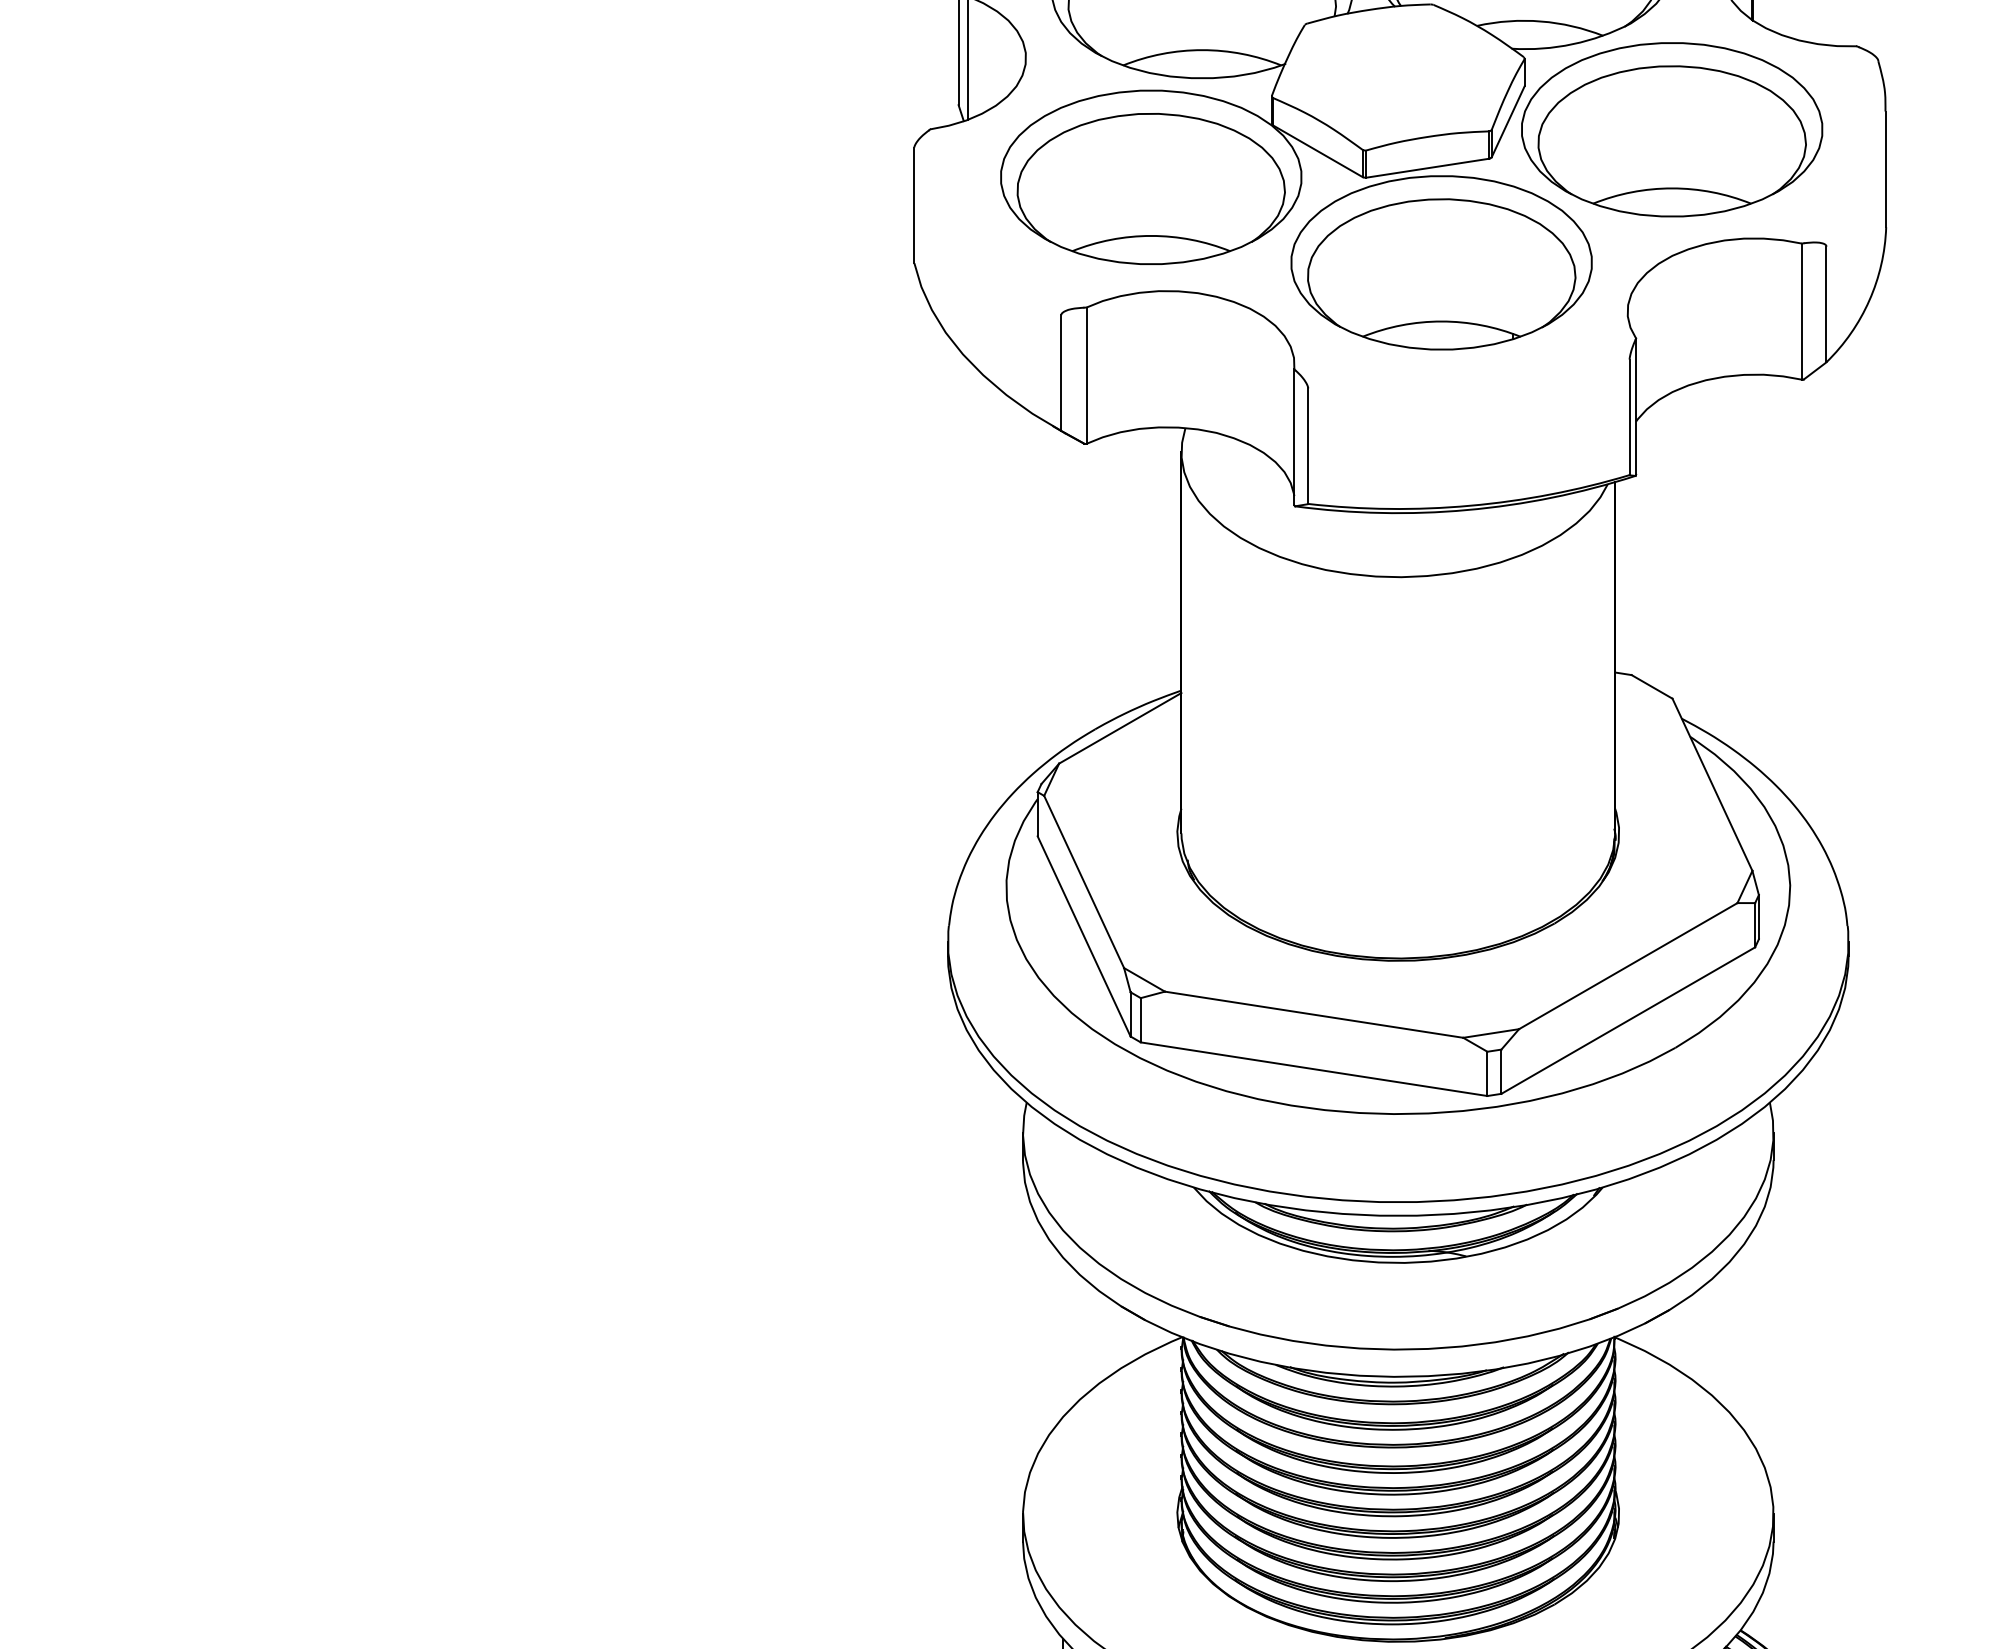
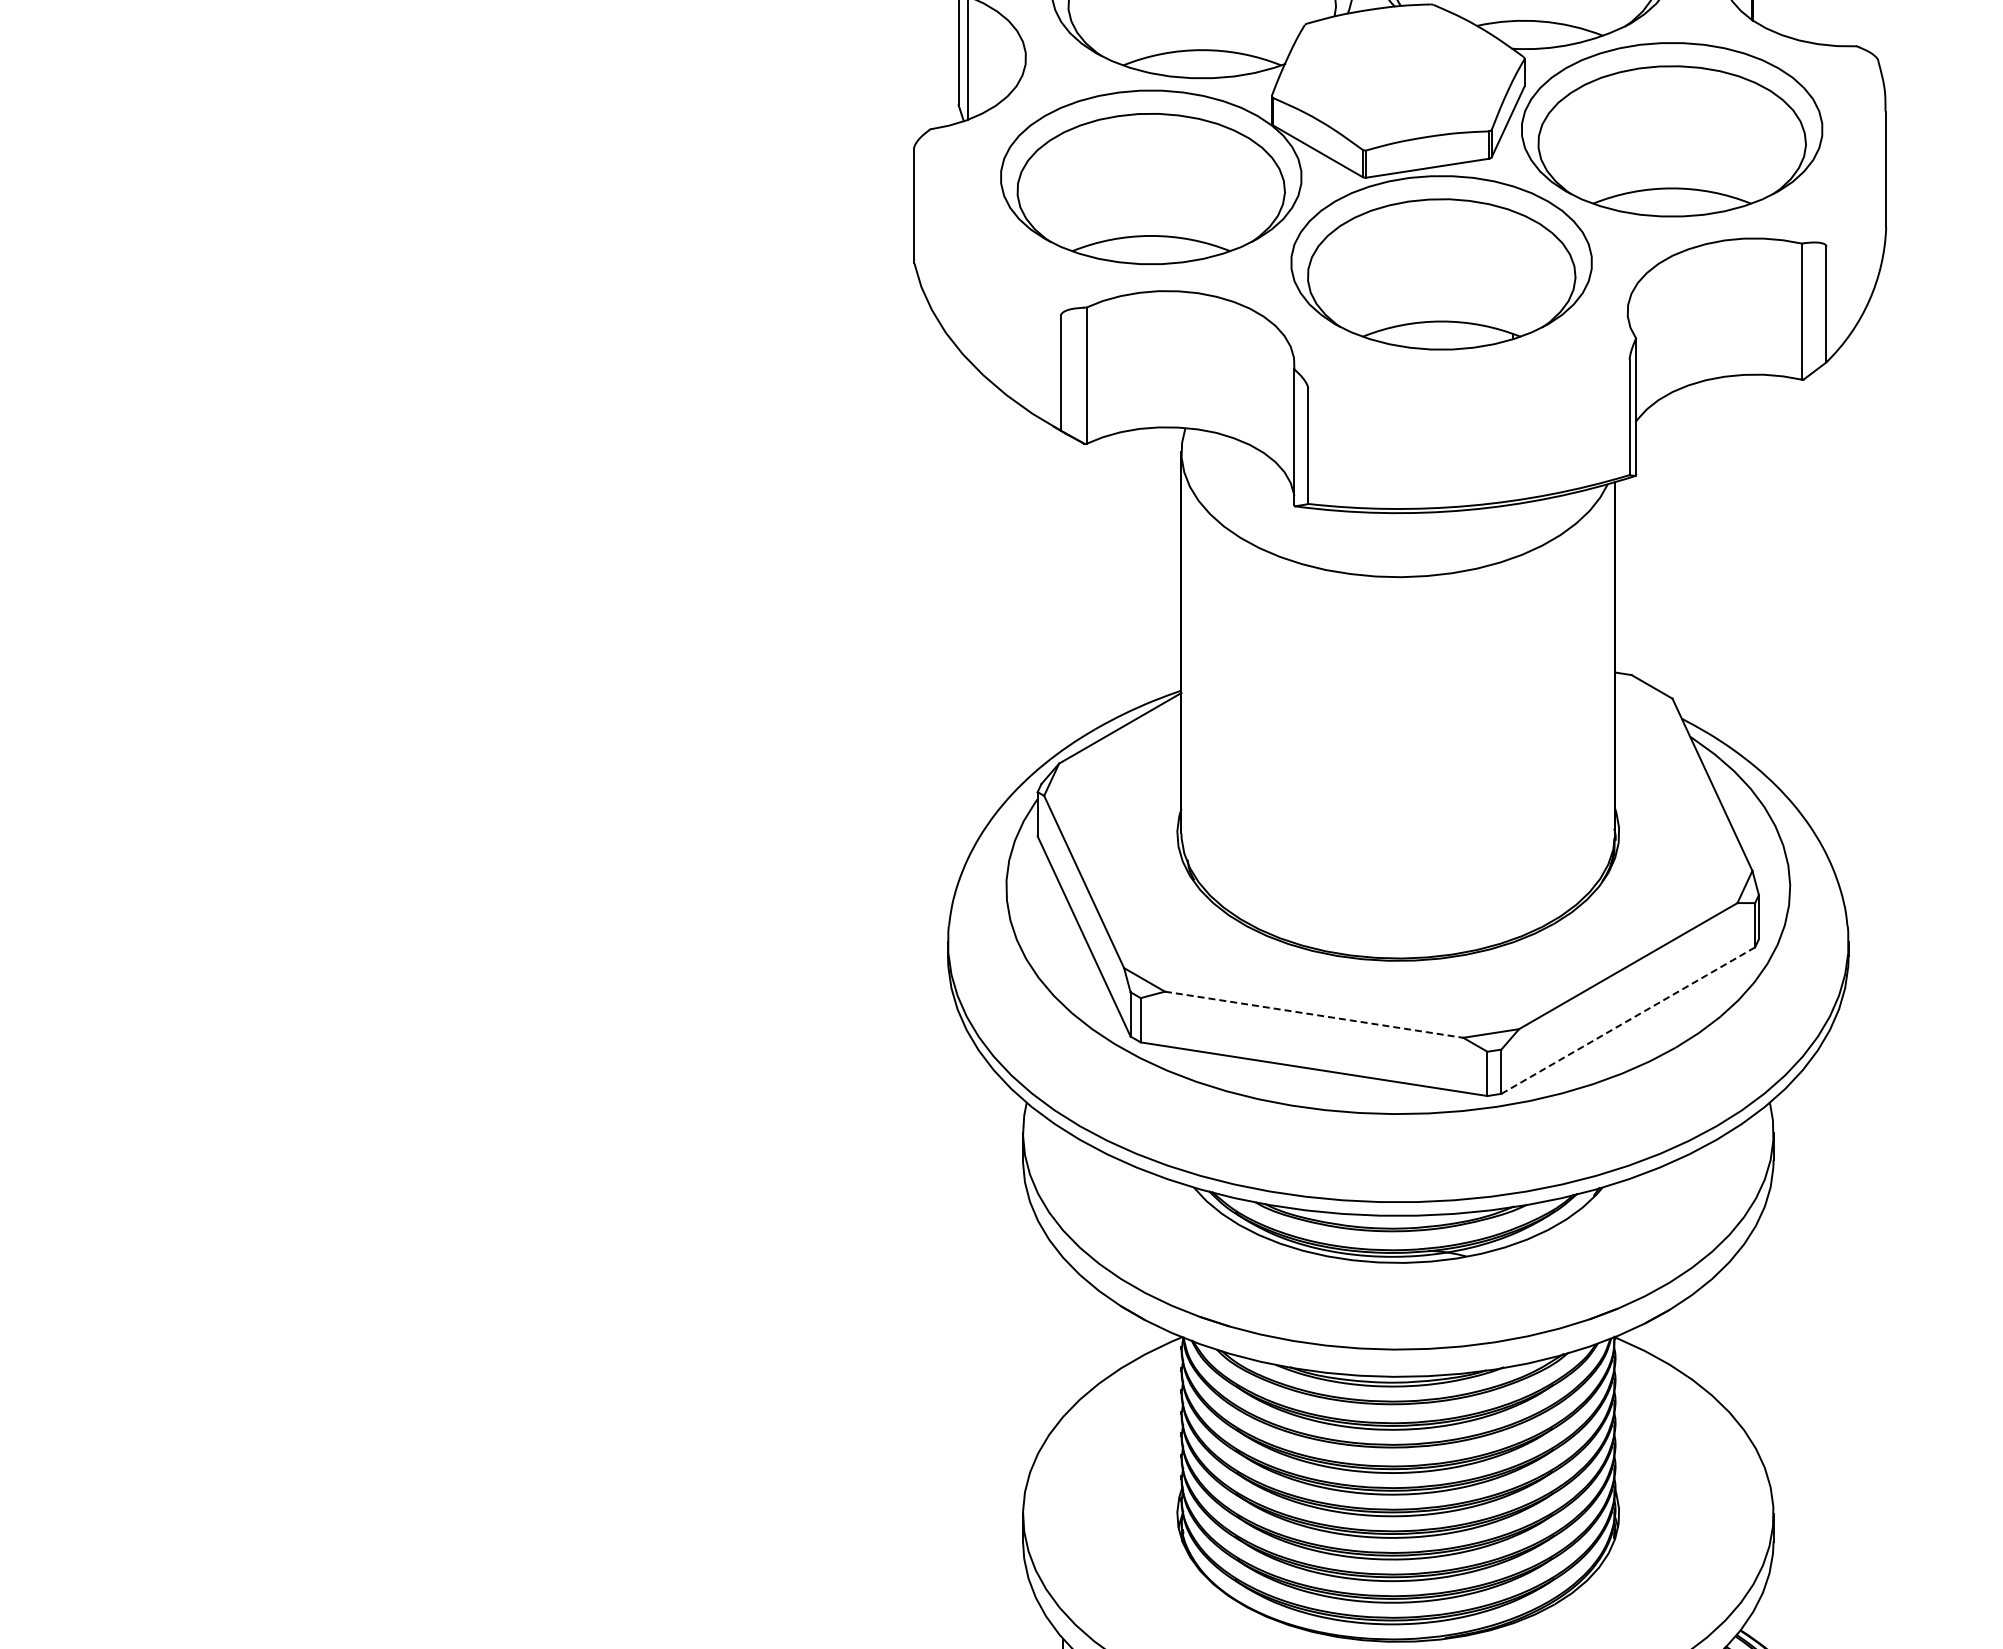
line: solid -> dashed (1314, 1014)
line: solid -> dashed (1628, 1020)
